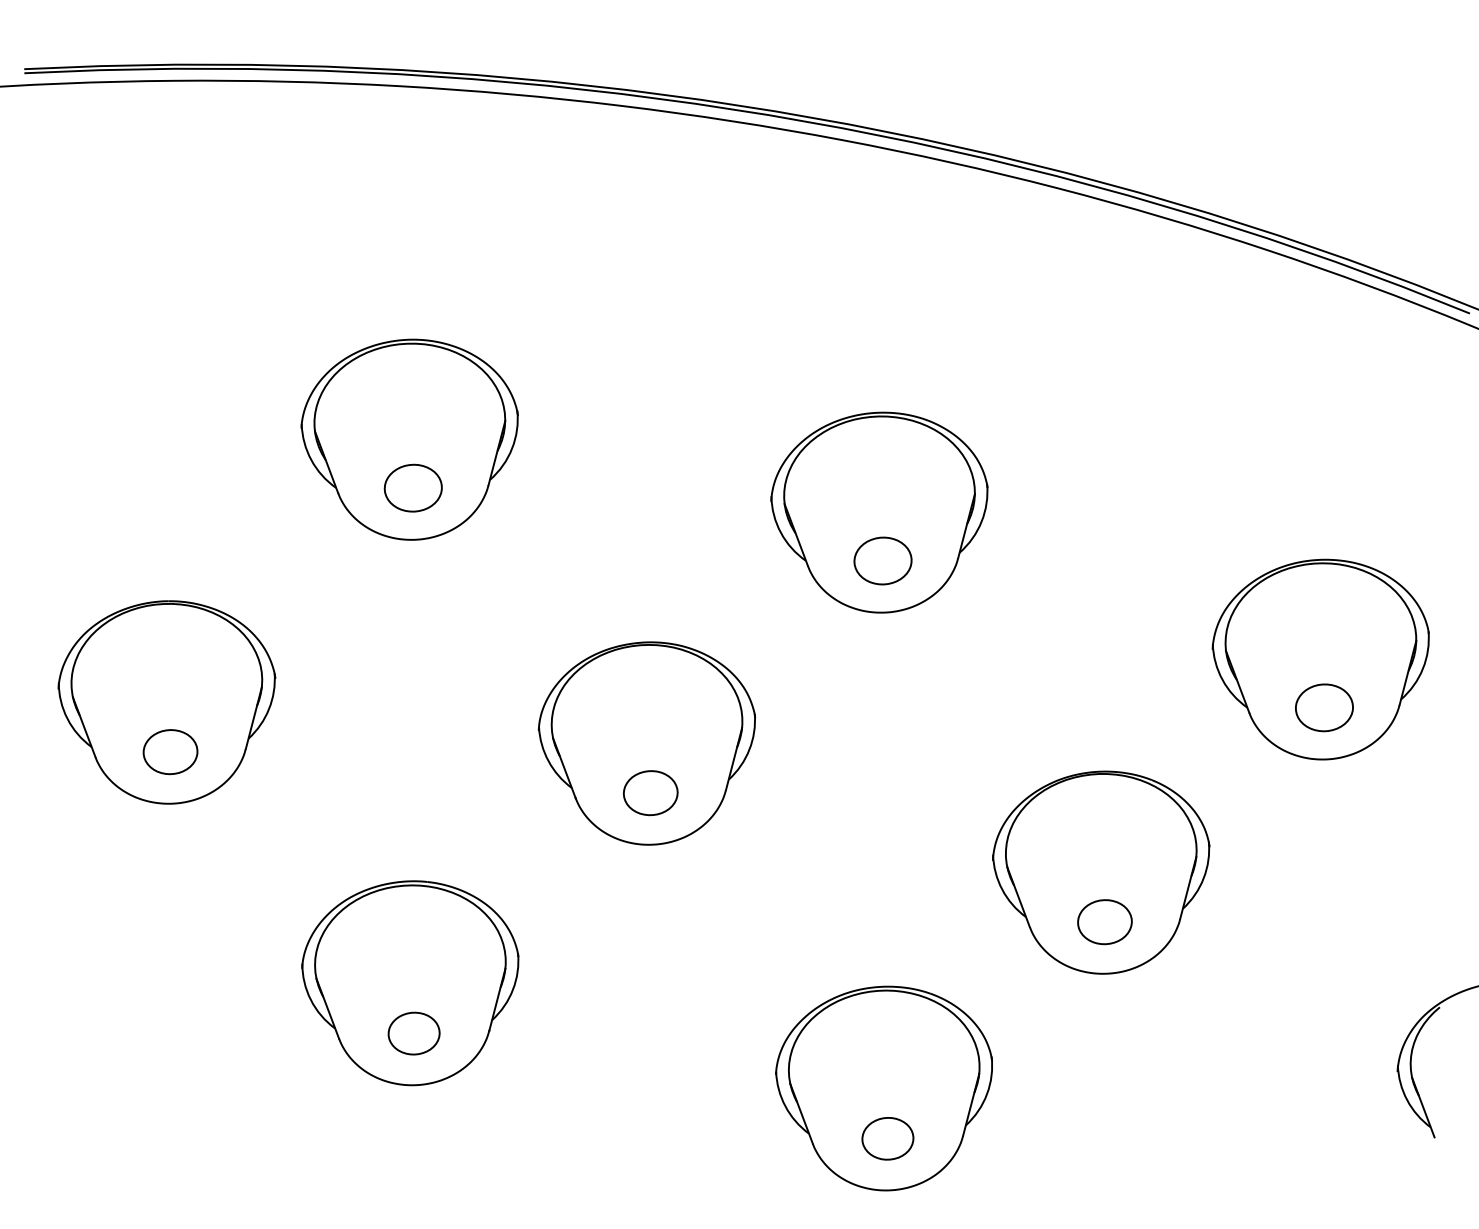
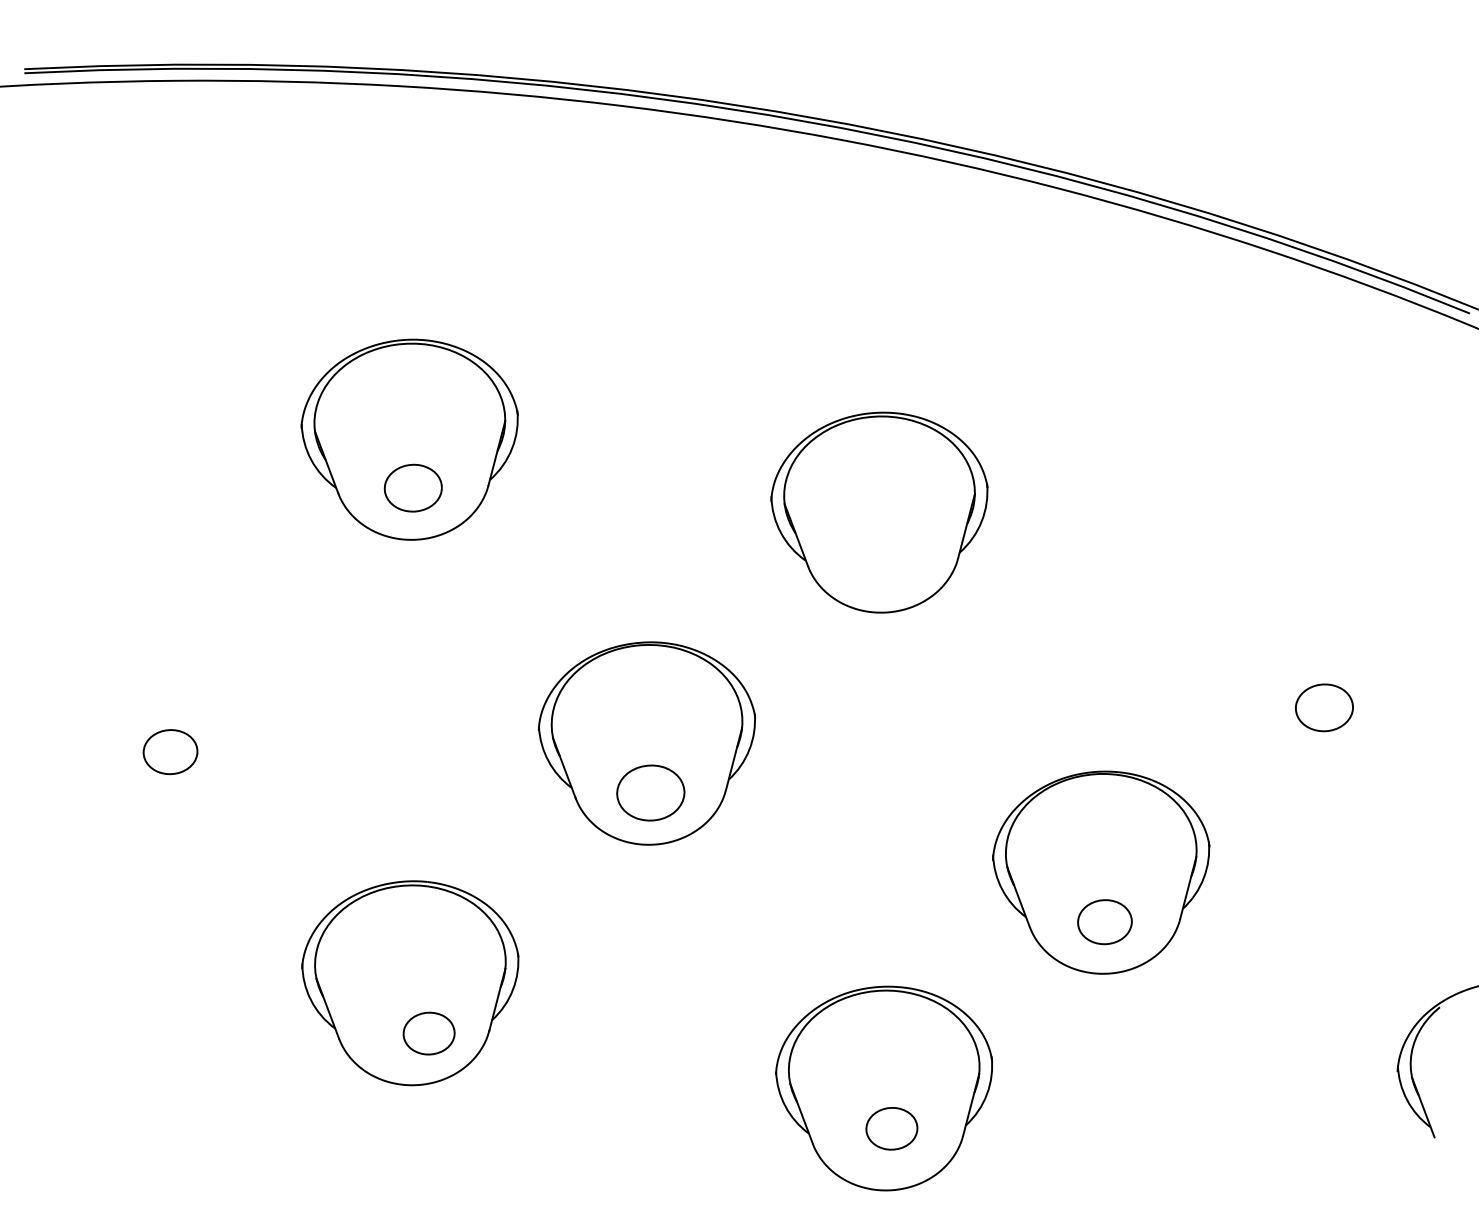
part: present -> none (882, 560)
part: present -> none (1320, 659)
part: present -> none (166, 702)
part size: 57x47 px -> 70x58 px (650, 792)
part position: (413, 1033) -> (428, 1033) (428, 1033)
part position: (887, 1138) -> (891, 1128) (891, 1128)
